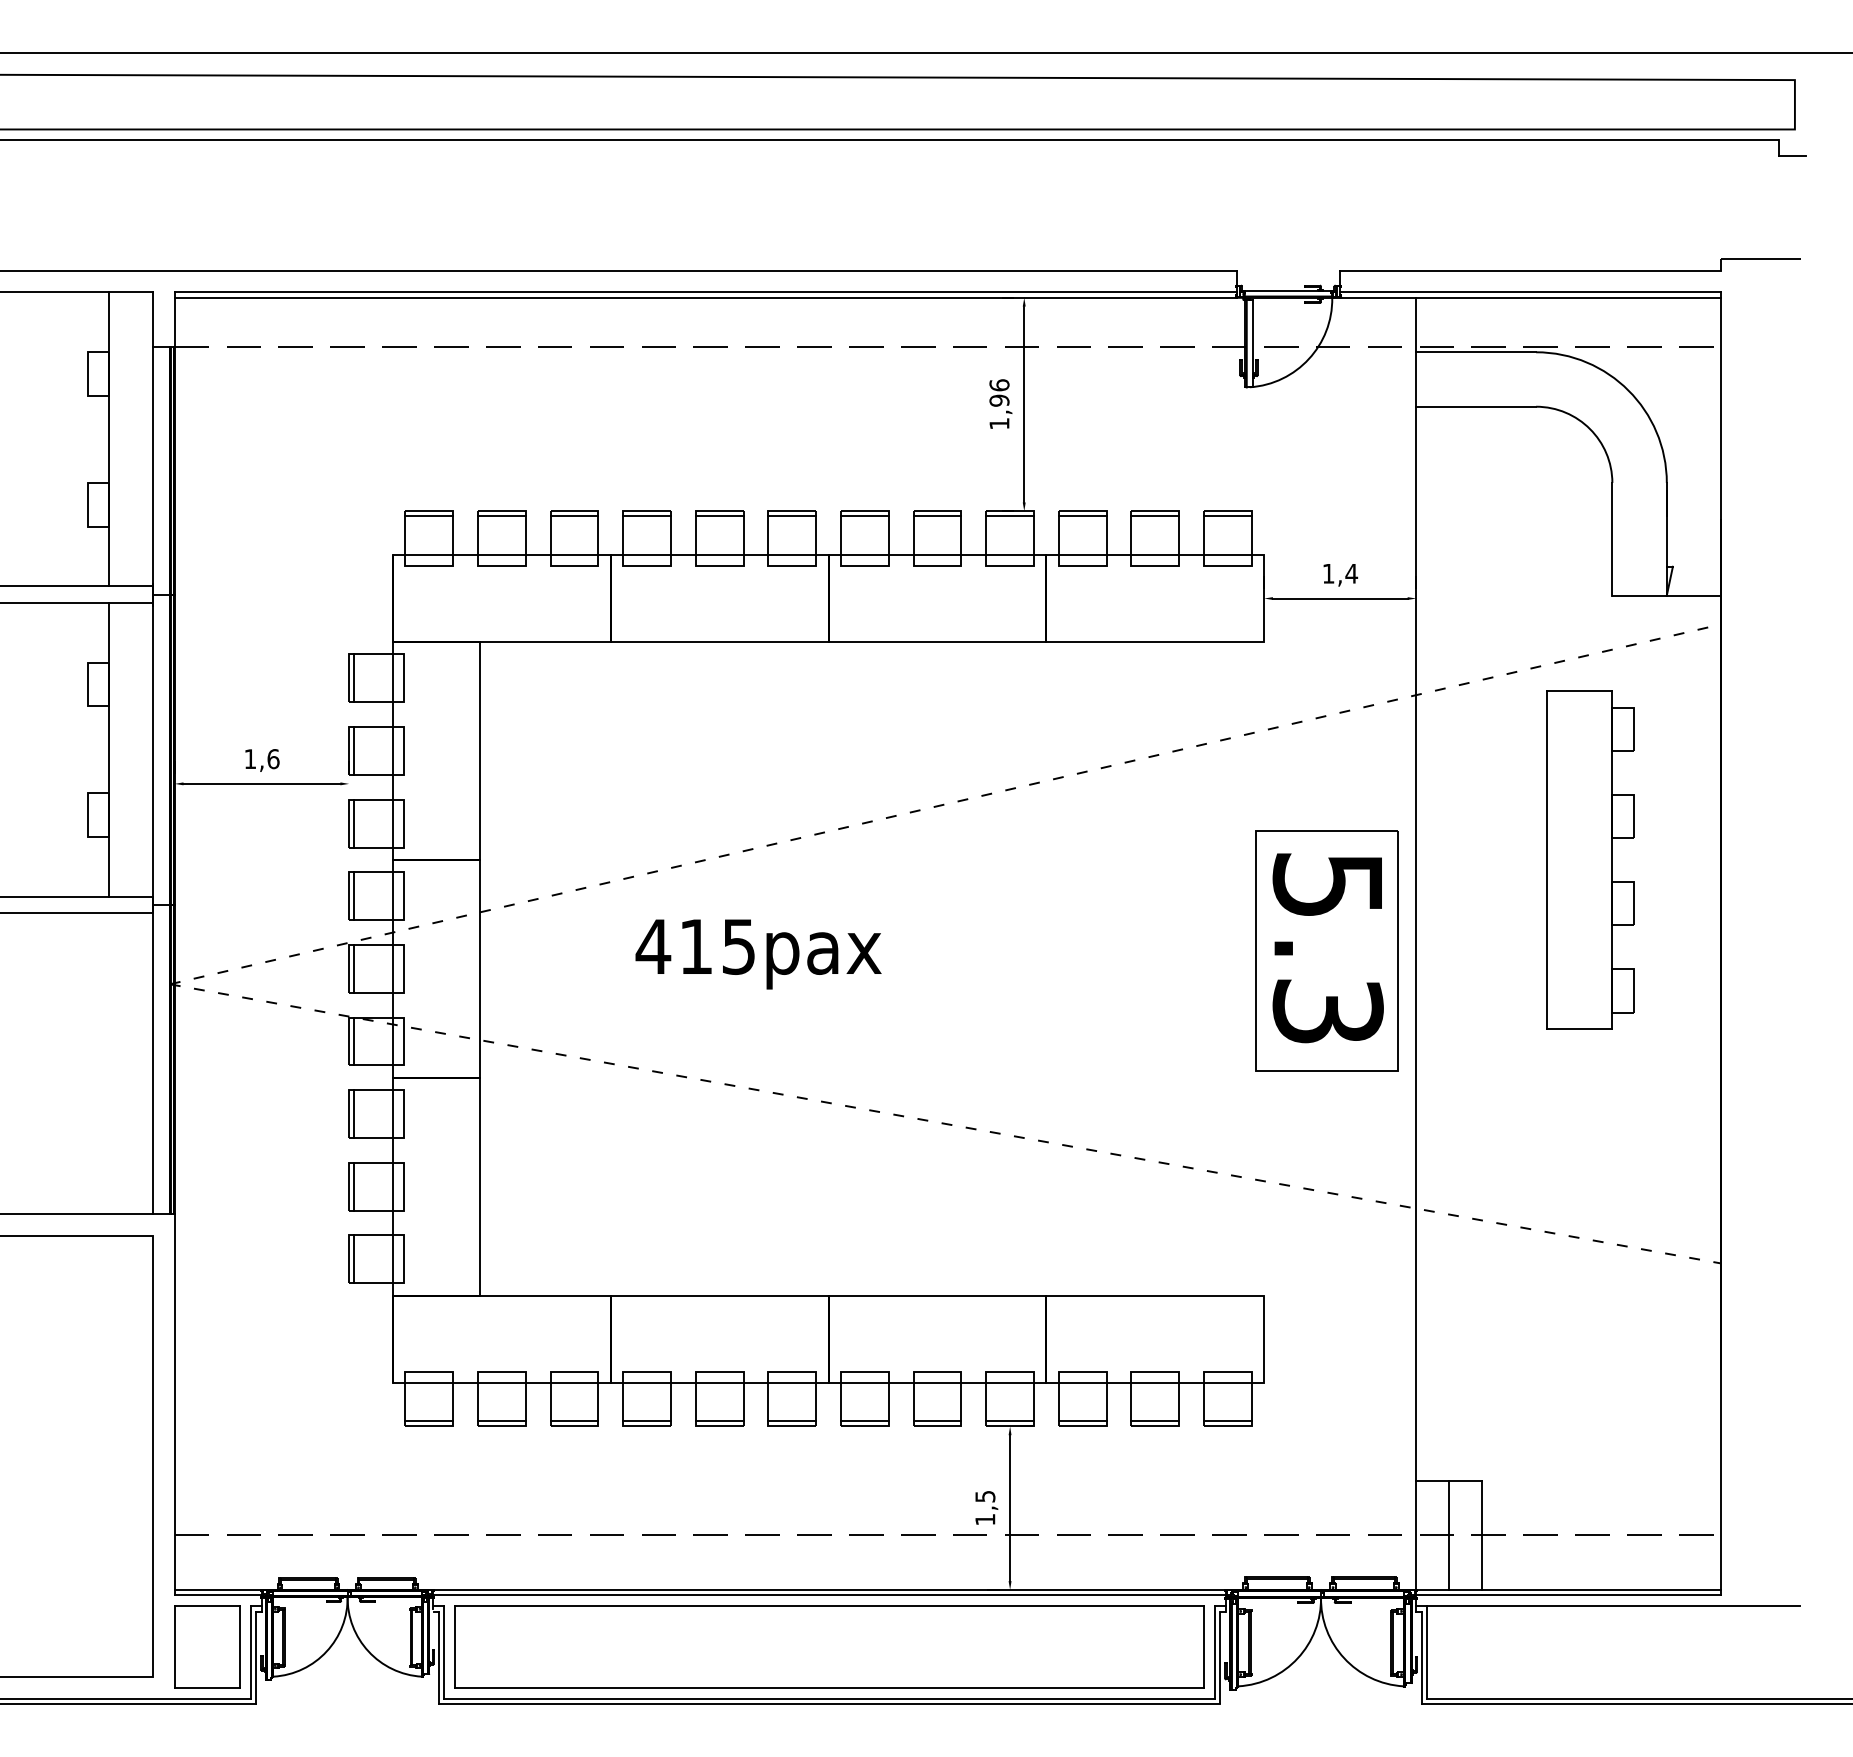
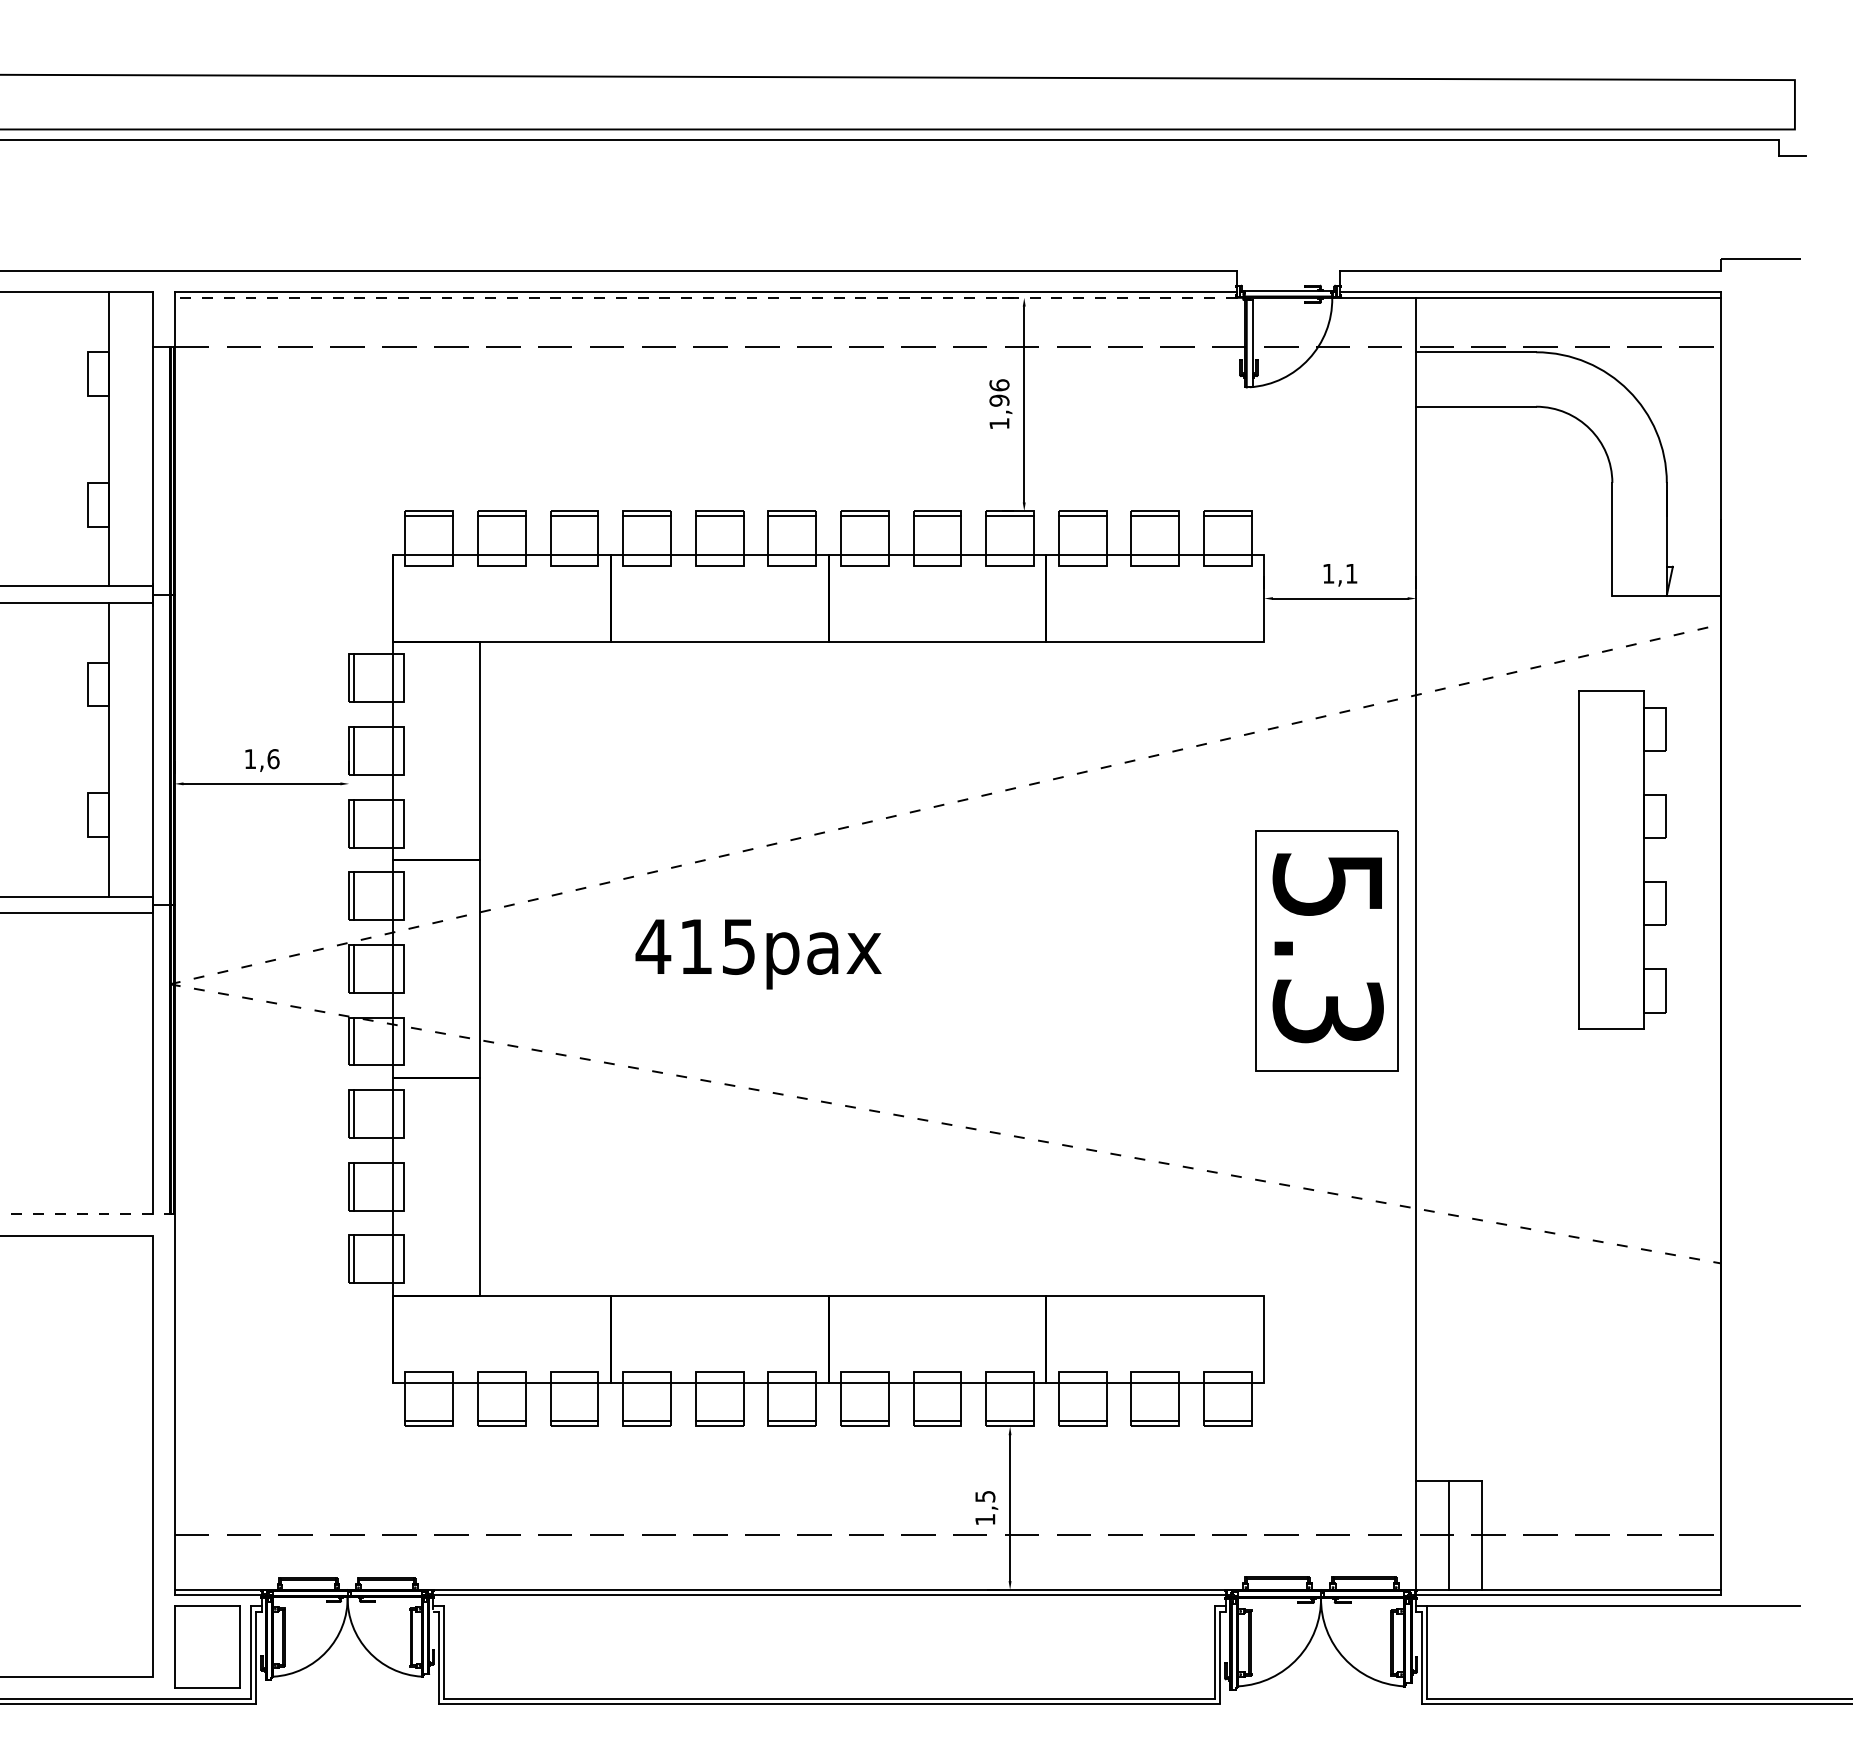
line: present -> none (925, 52)
line: solid -> dashed (705, 297)
text: 1,4 -> 1,1 (1351, 573)
part position: (1590, 859) -> (1622, 859) (1622, 859)
line: solid -> dashed (87, 1214)
part: present -> none (829, 1646)
